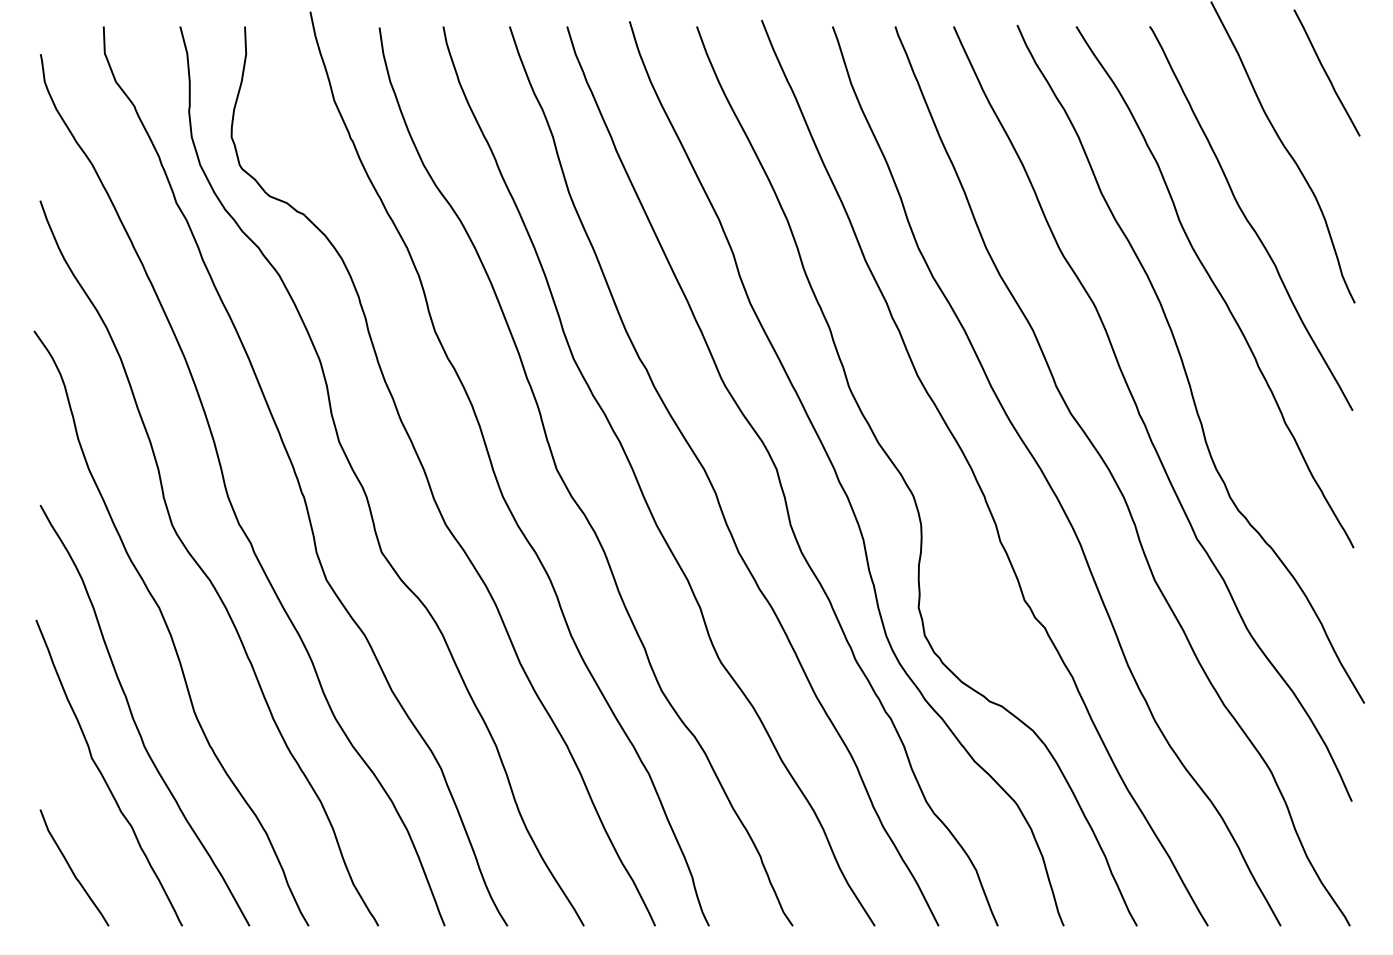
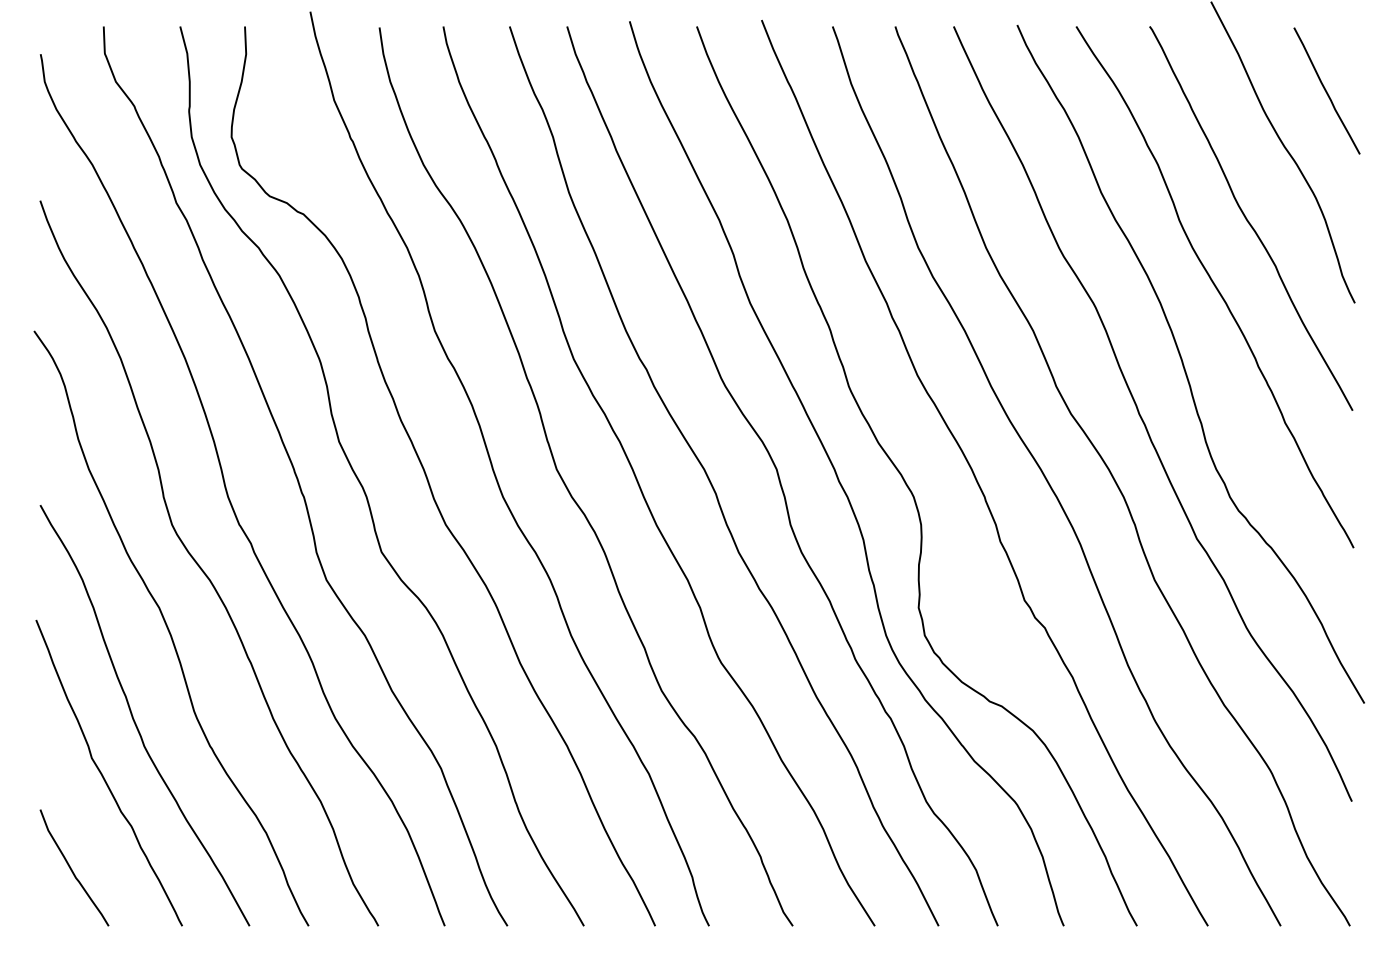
curve position: (1326, 72) -> (1326, 90) (1326, 90)
